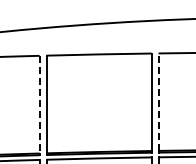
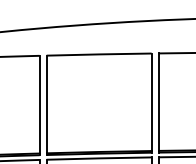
line: dashed -> solid (158, 102)
line: dashed -> solid (39, 104)
